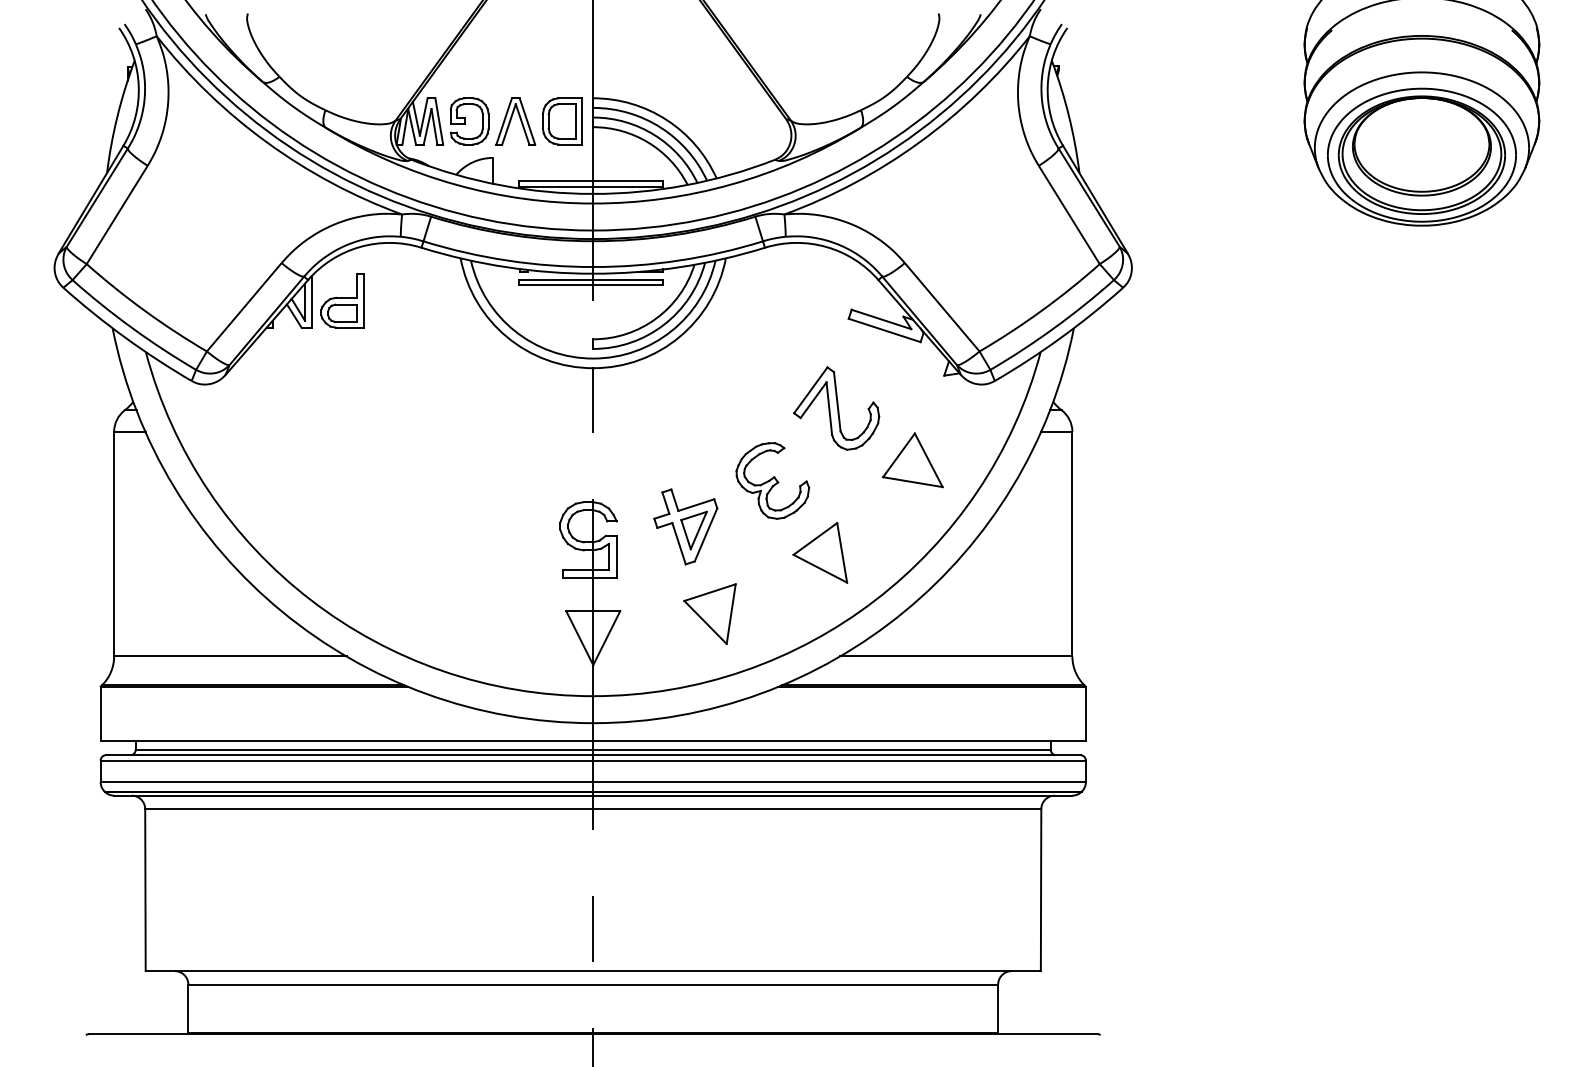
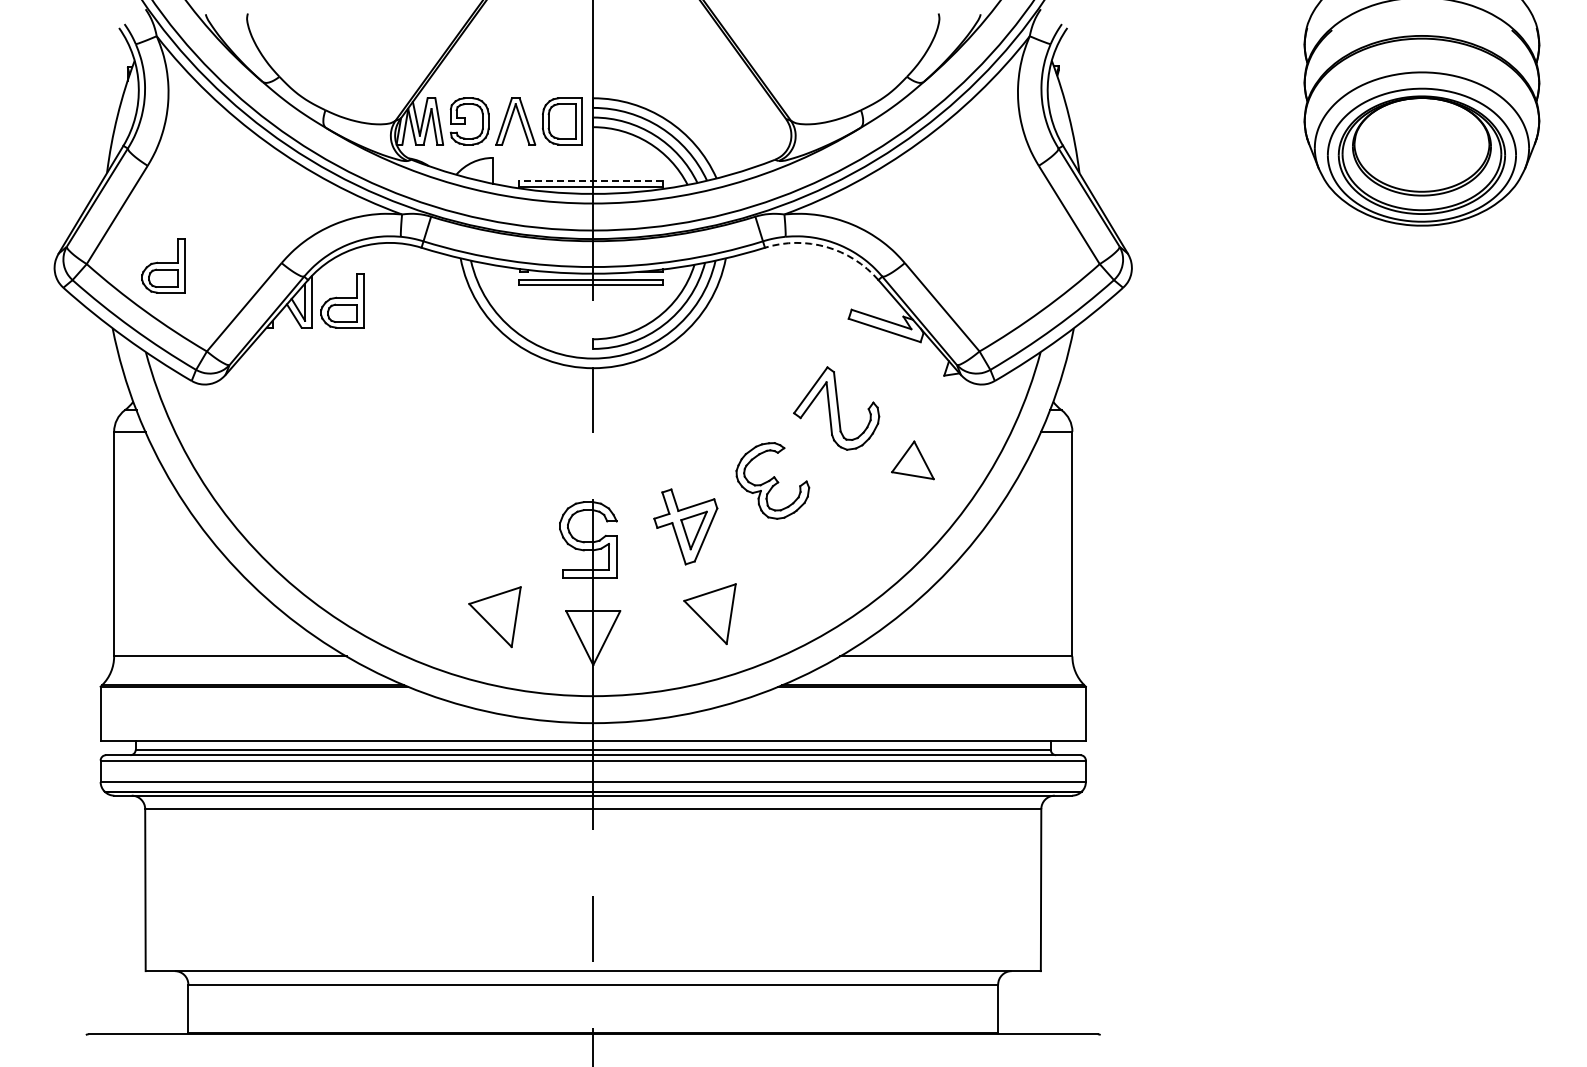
line: solid -> dashed (590, 181)
arc: solid -> dashed (826, 247)
part: none -> present (163, 265)
part size: 62x57 px -> 44x41 px (912, 460)
part: present -> none (820, 552)
part: none -> present (494, 617)
